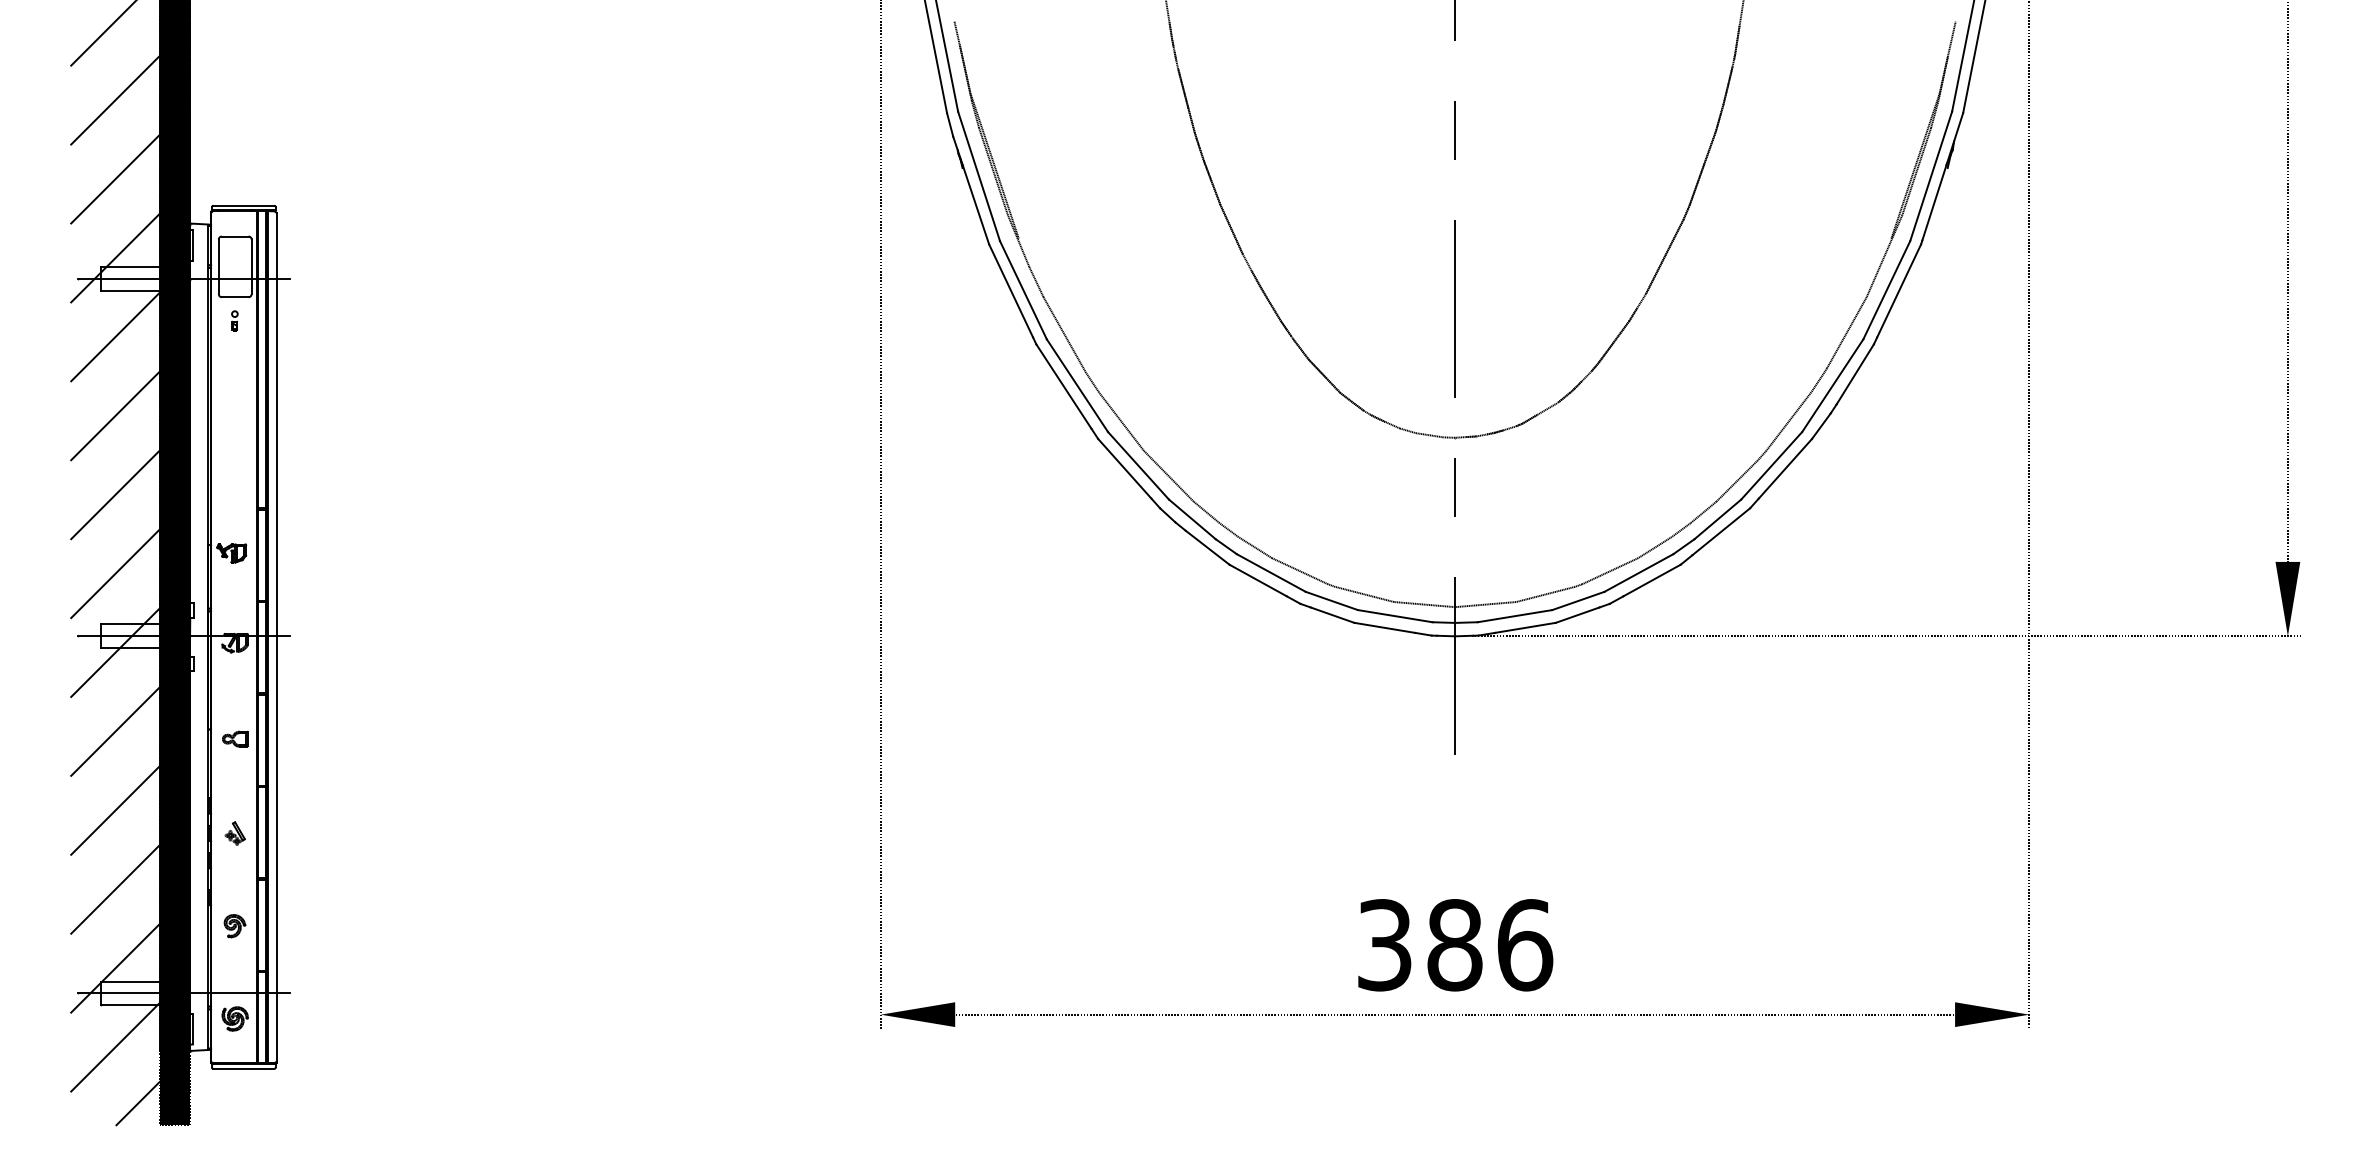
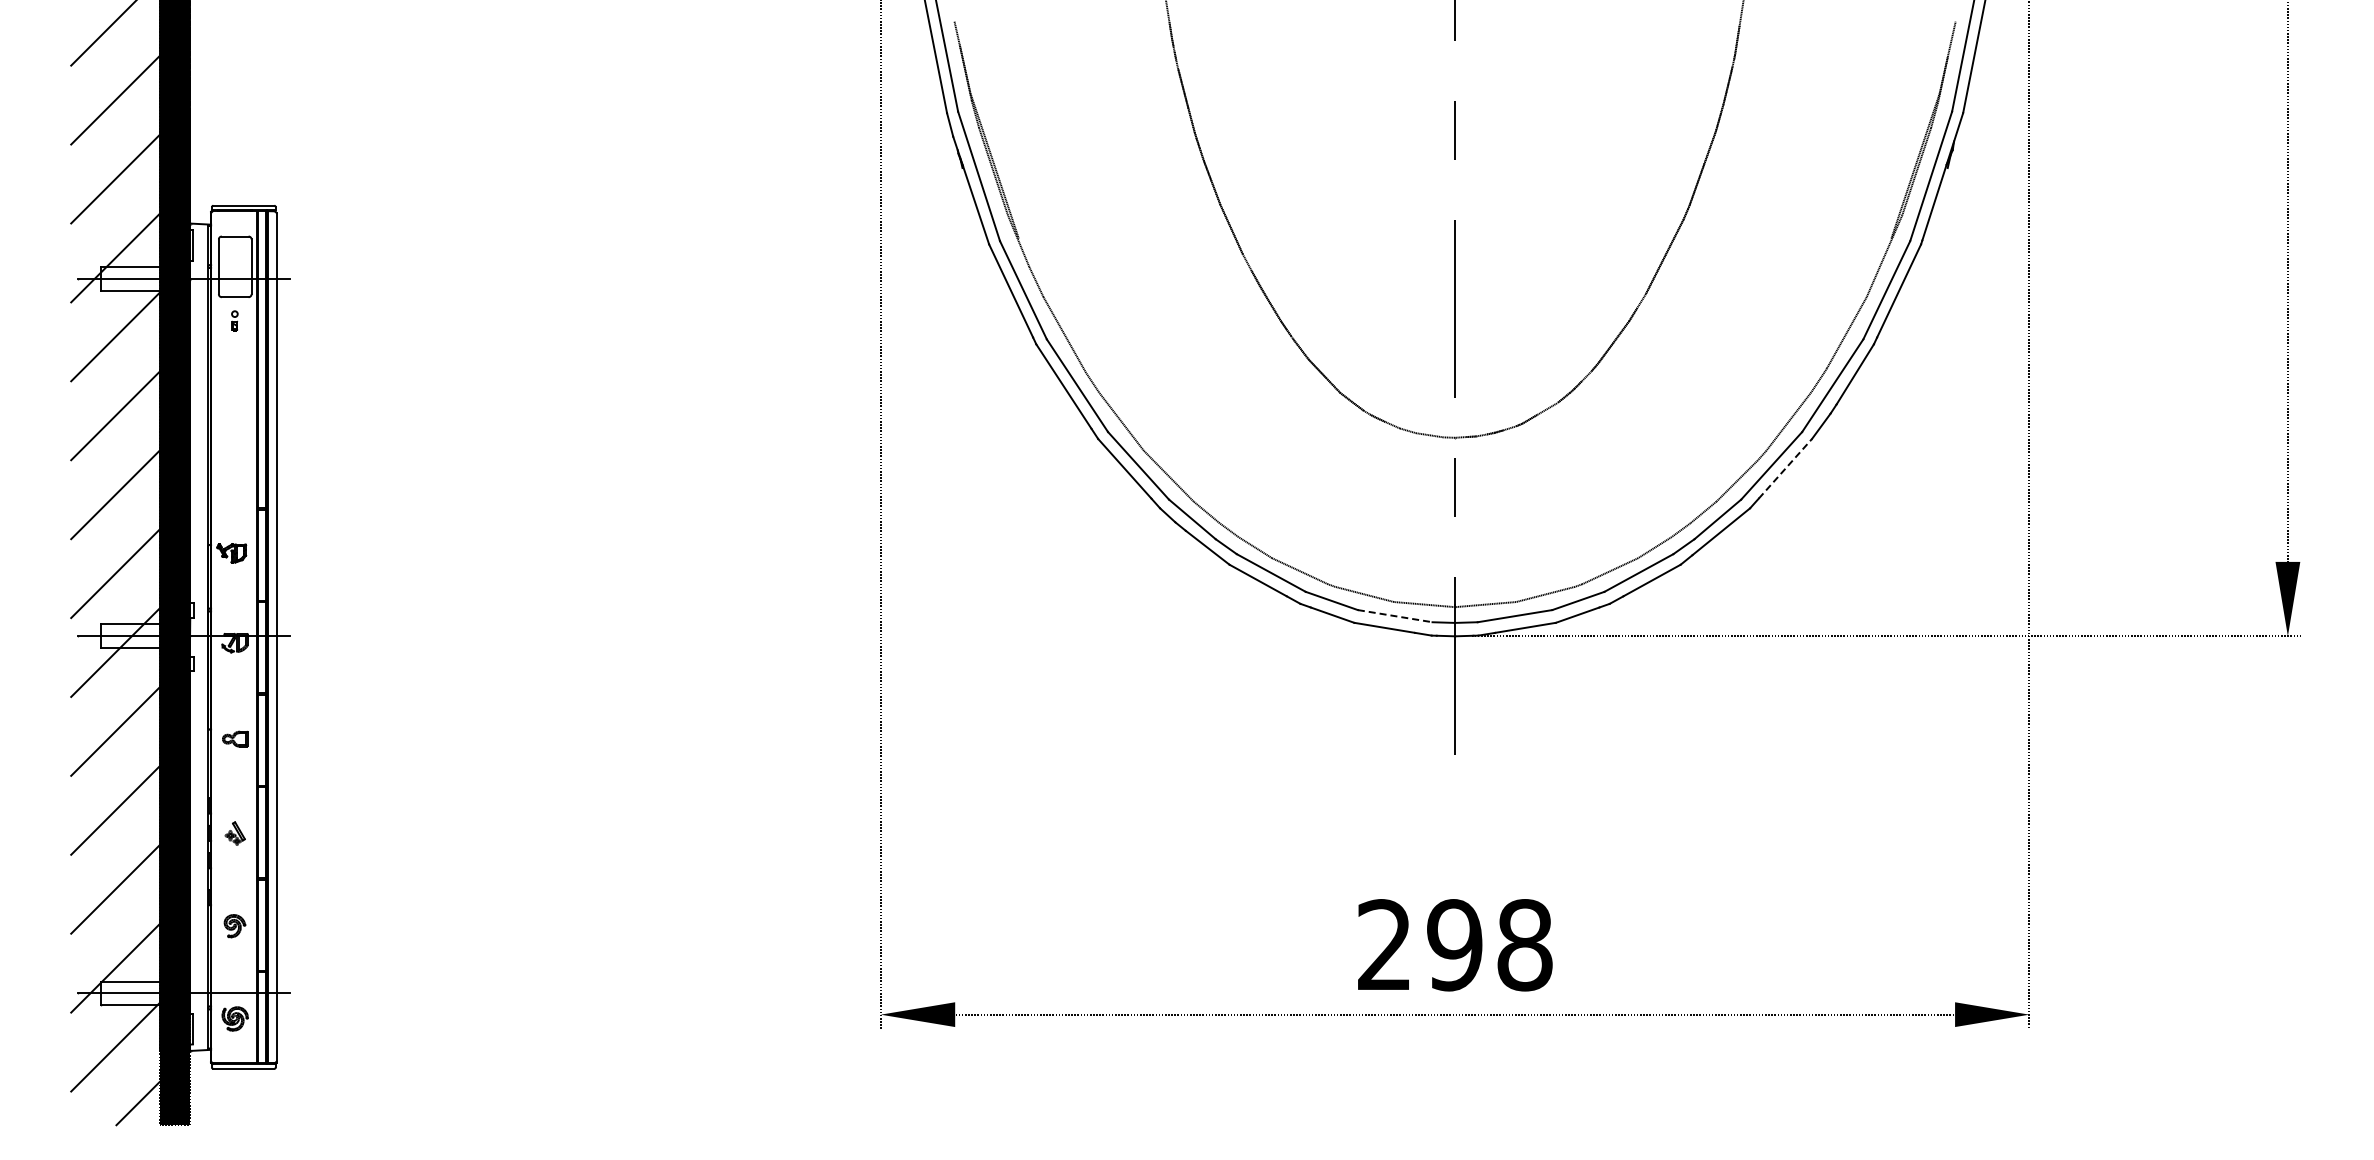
line: solid -> dashed (1785, 468)
line: solid -> dashed (1395, 616)
text: 386 -> 298 (1455, 945)
